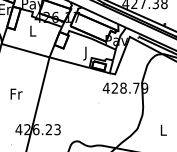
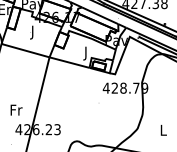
text: L -> J (33, 32)
text position: (16, 93) -> (16, 109) (16, 109)
